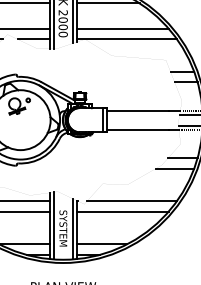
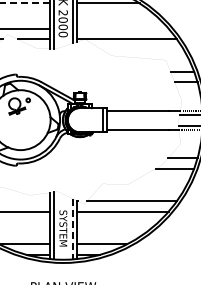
line: solid -> dashed (25, 3)
line: present -> none (122, 28)
line: present -> none (25, 201)
line: solid -> dashed (72, 229)
